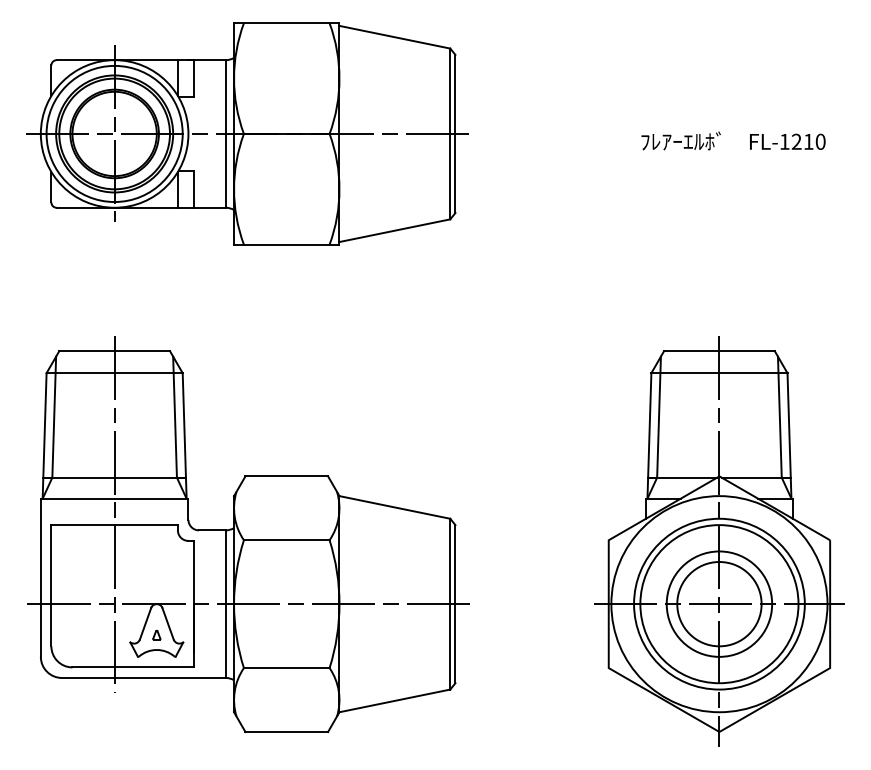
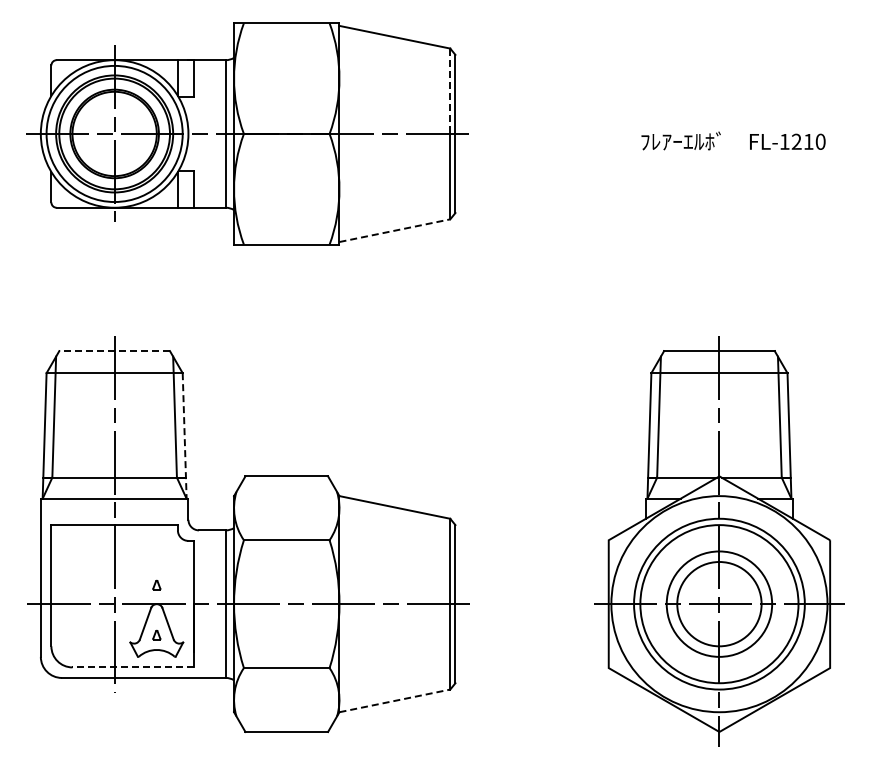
line: solid -> dashed (450, 91)
line: solid -> dashed (394, 230)
line: solid -> dashed (114, 351)
line: solid -> dashed (184, 435)
part: none -> present (156, 584)
line: solid -> dashed (133, 667)
line: solid -> dashed (394, 700)
